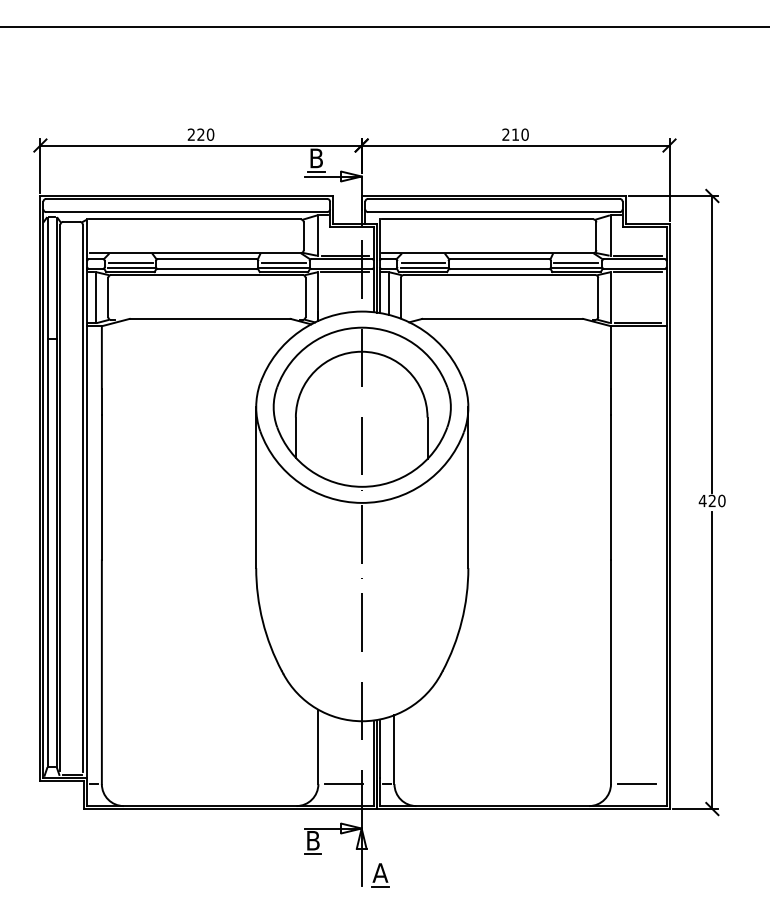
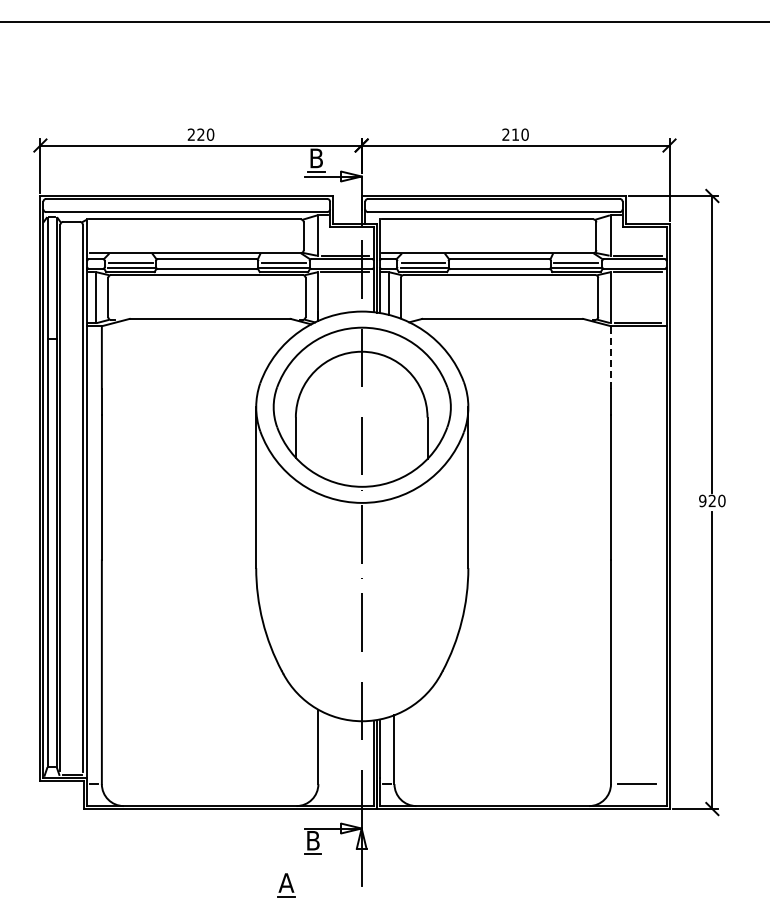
line position: (384, 27) -> (384, 22) (384, 22)
line: solid -> dashed (611, 357)
text: 420 -> 920 (702, 500)
line: present -> none (343, 784)
part position: (380, 875) -> (286, 885) (286, 885)
